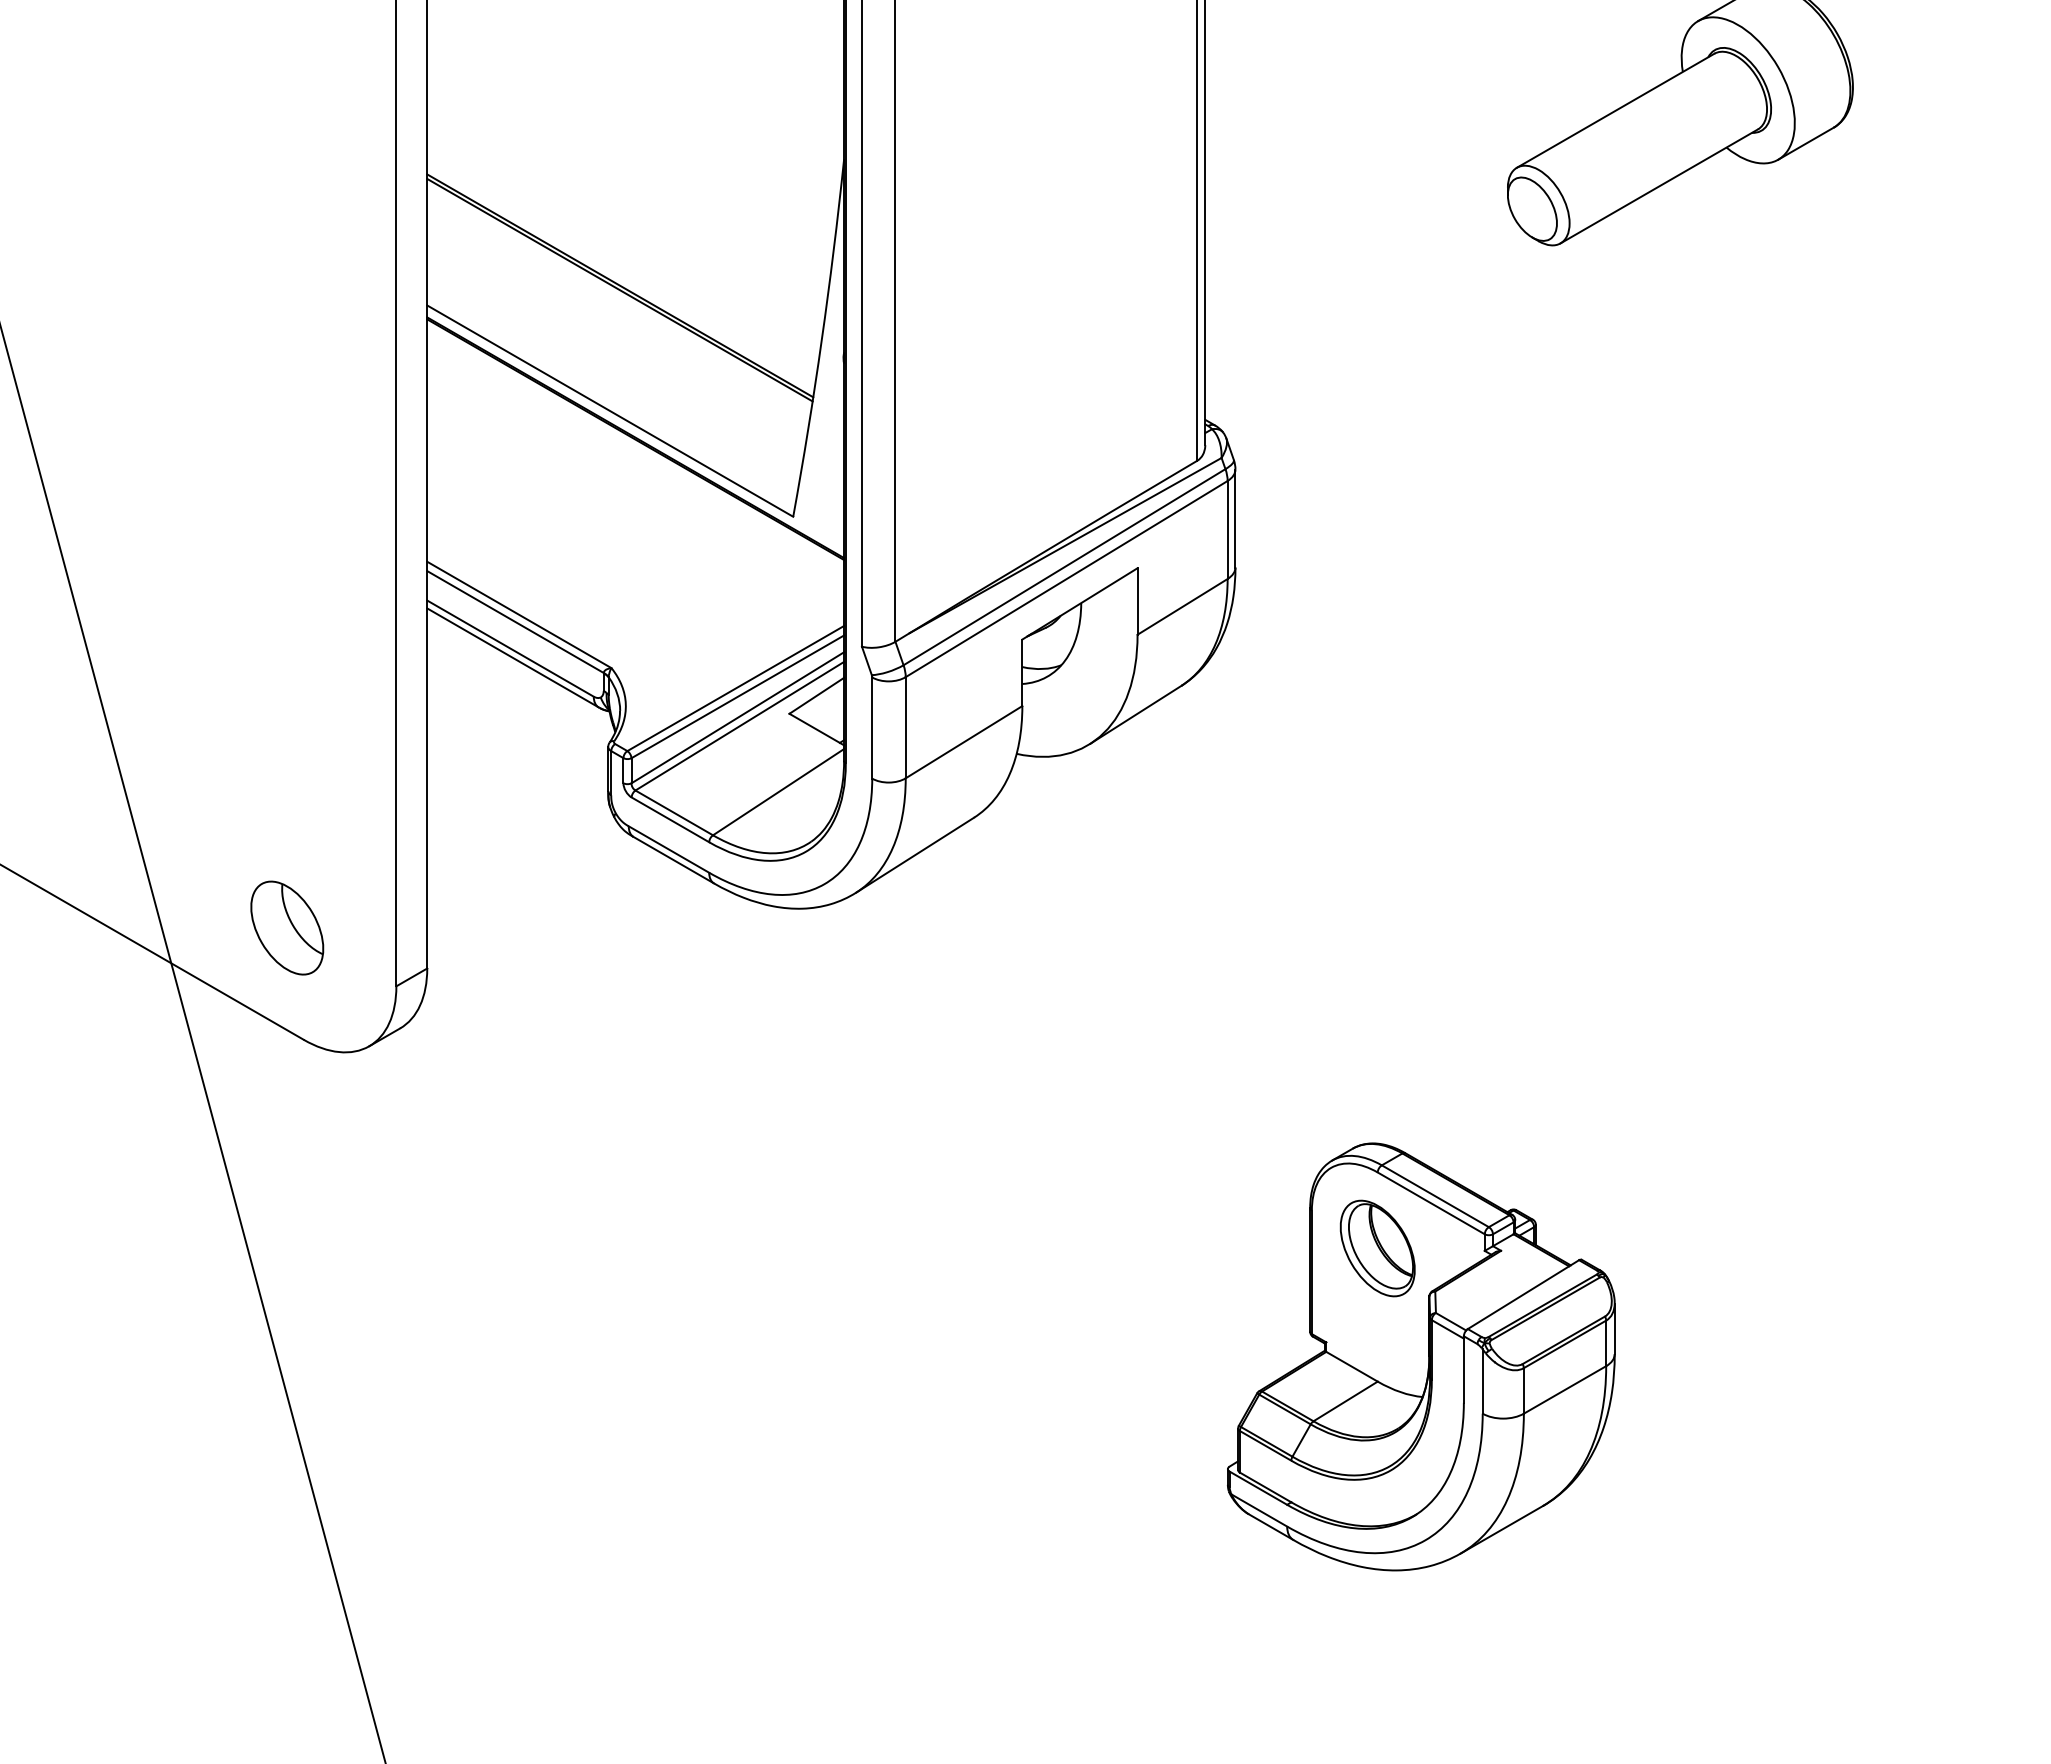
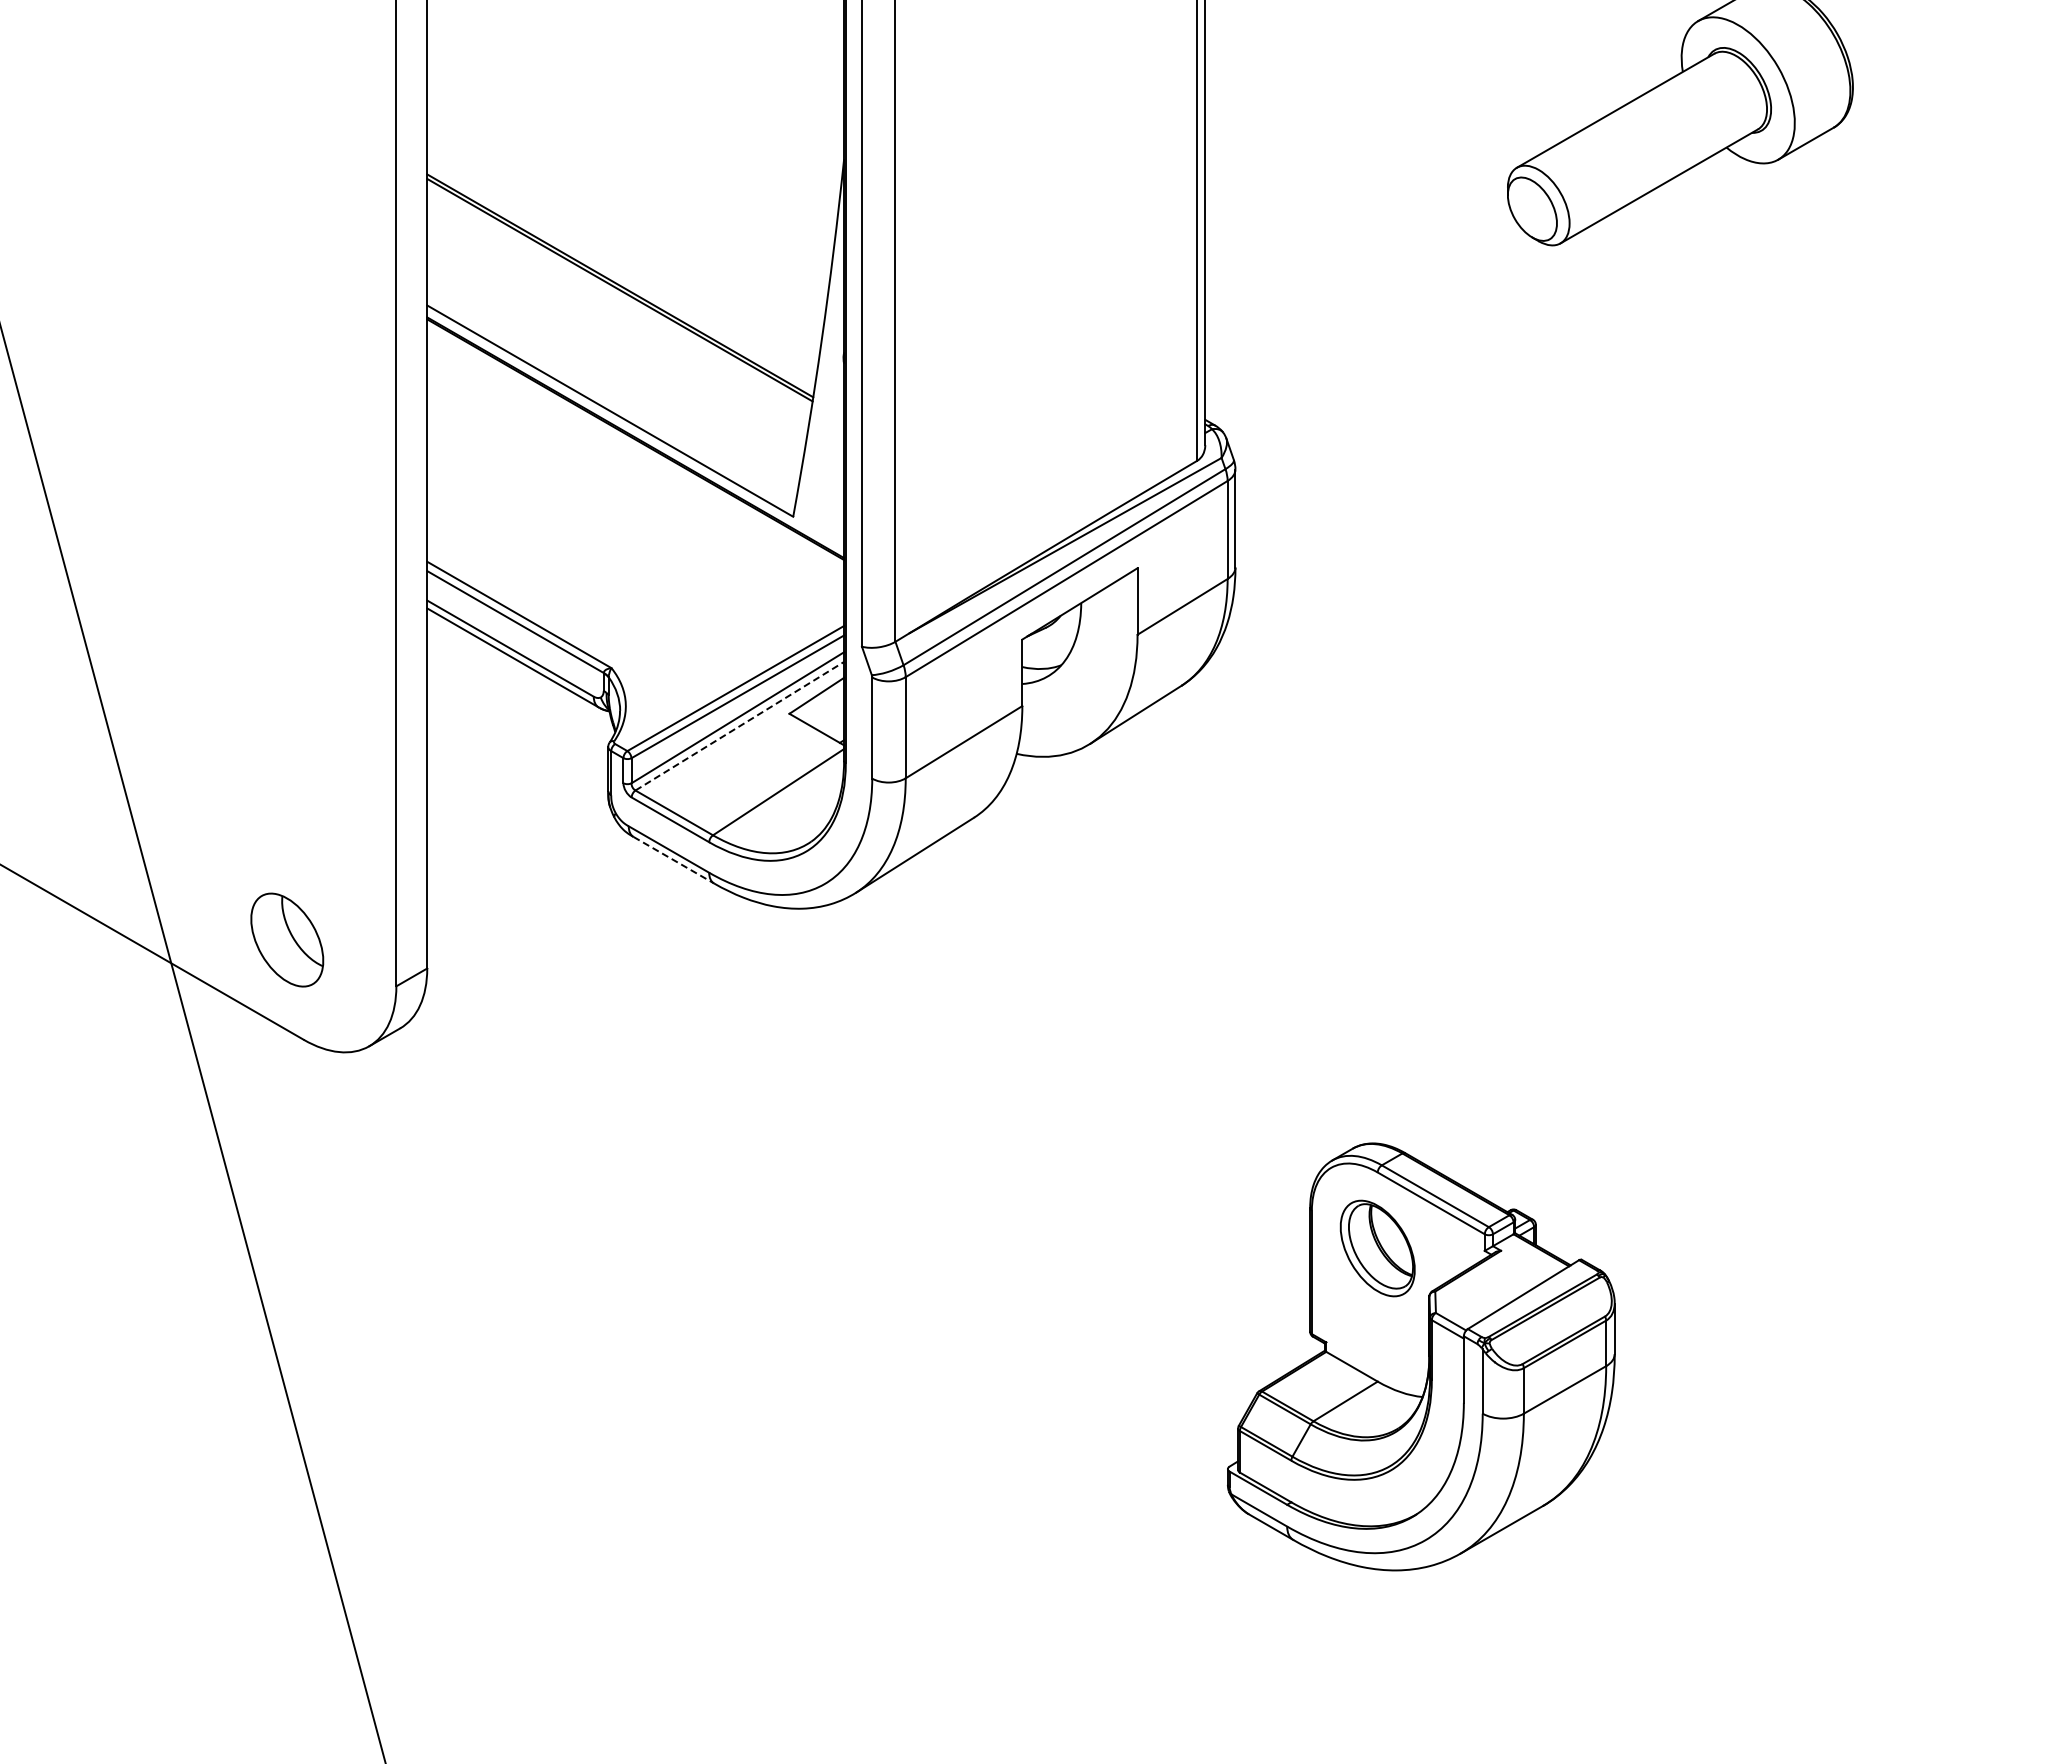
line: solid -> dashed (739, 726)
line: solid -> dashed (674, 860)
part position: (287, 927) -> (287, 939) (287, 939)
